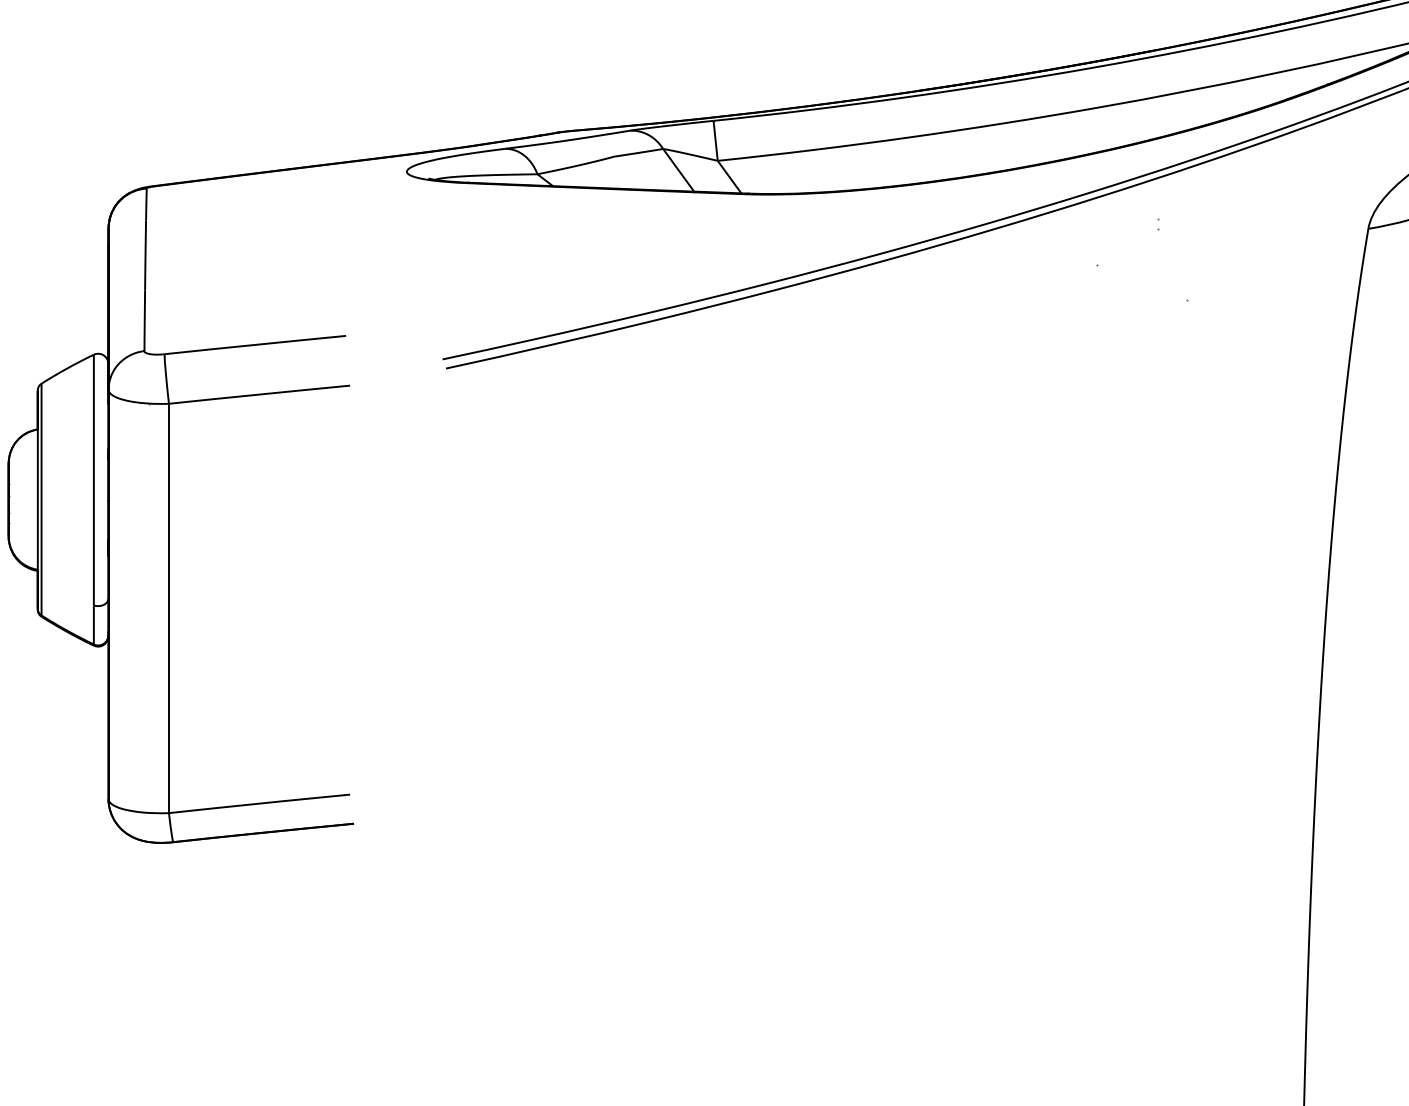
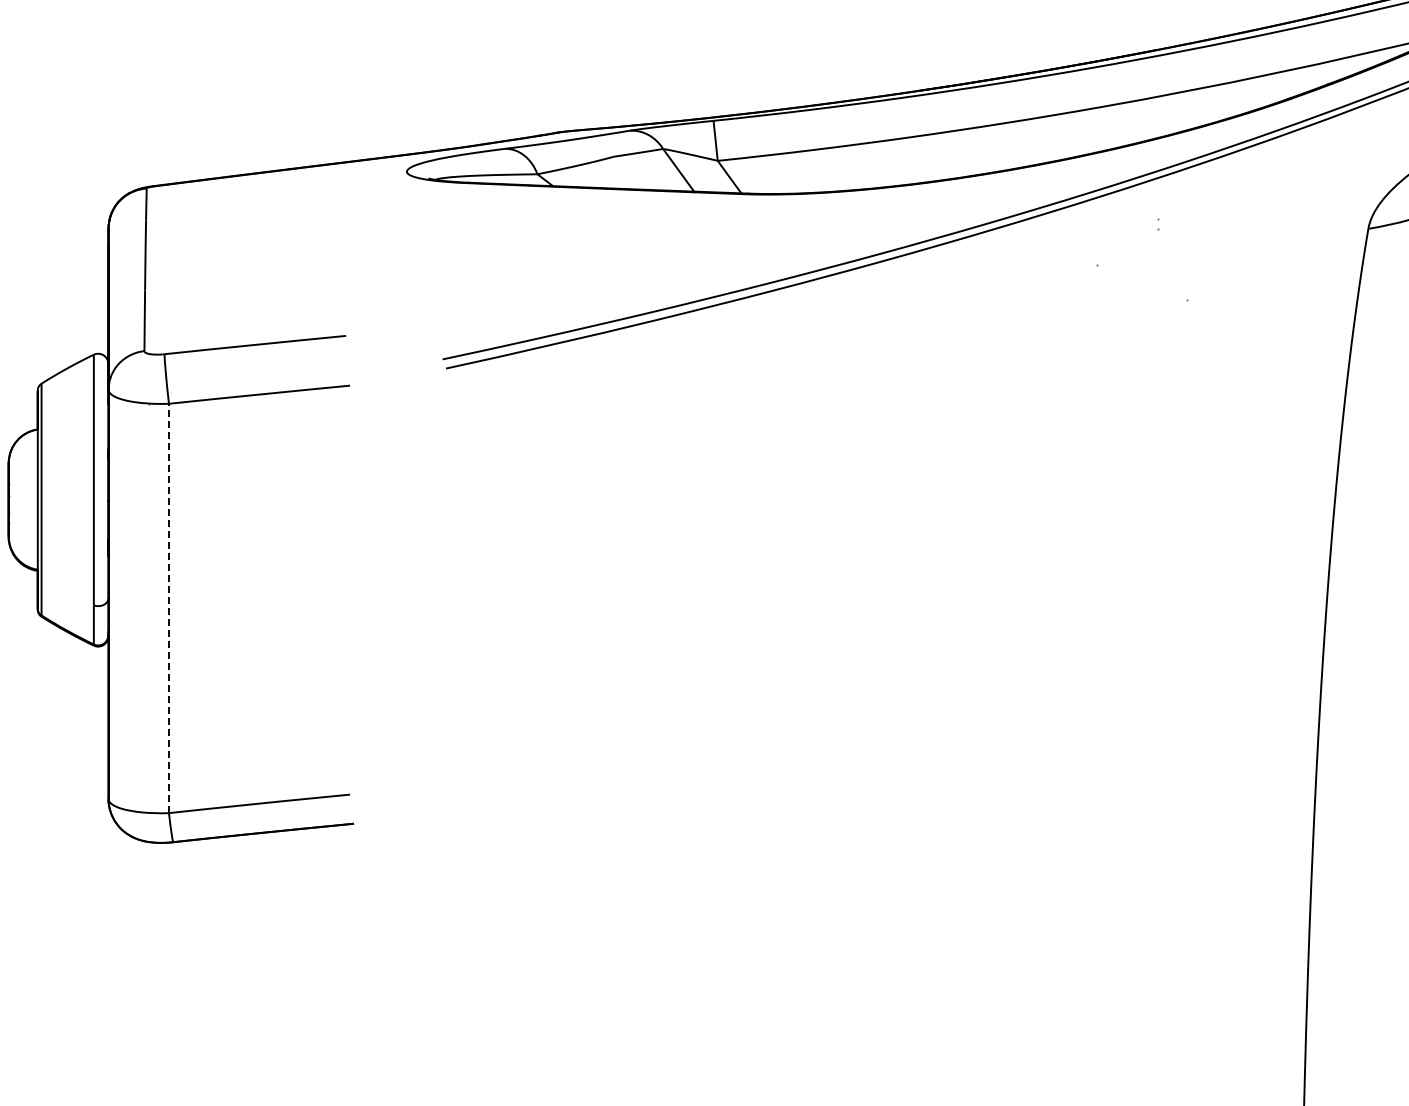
line: solid -> dashed (168, 608)
